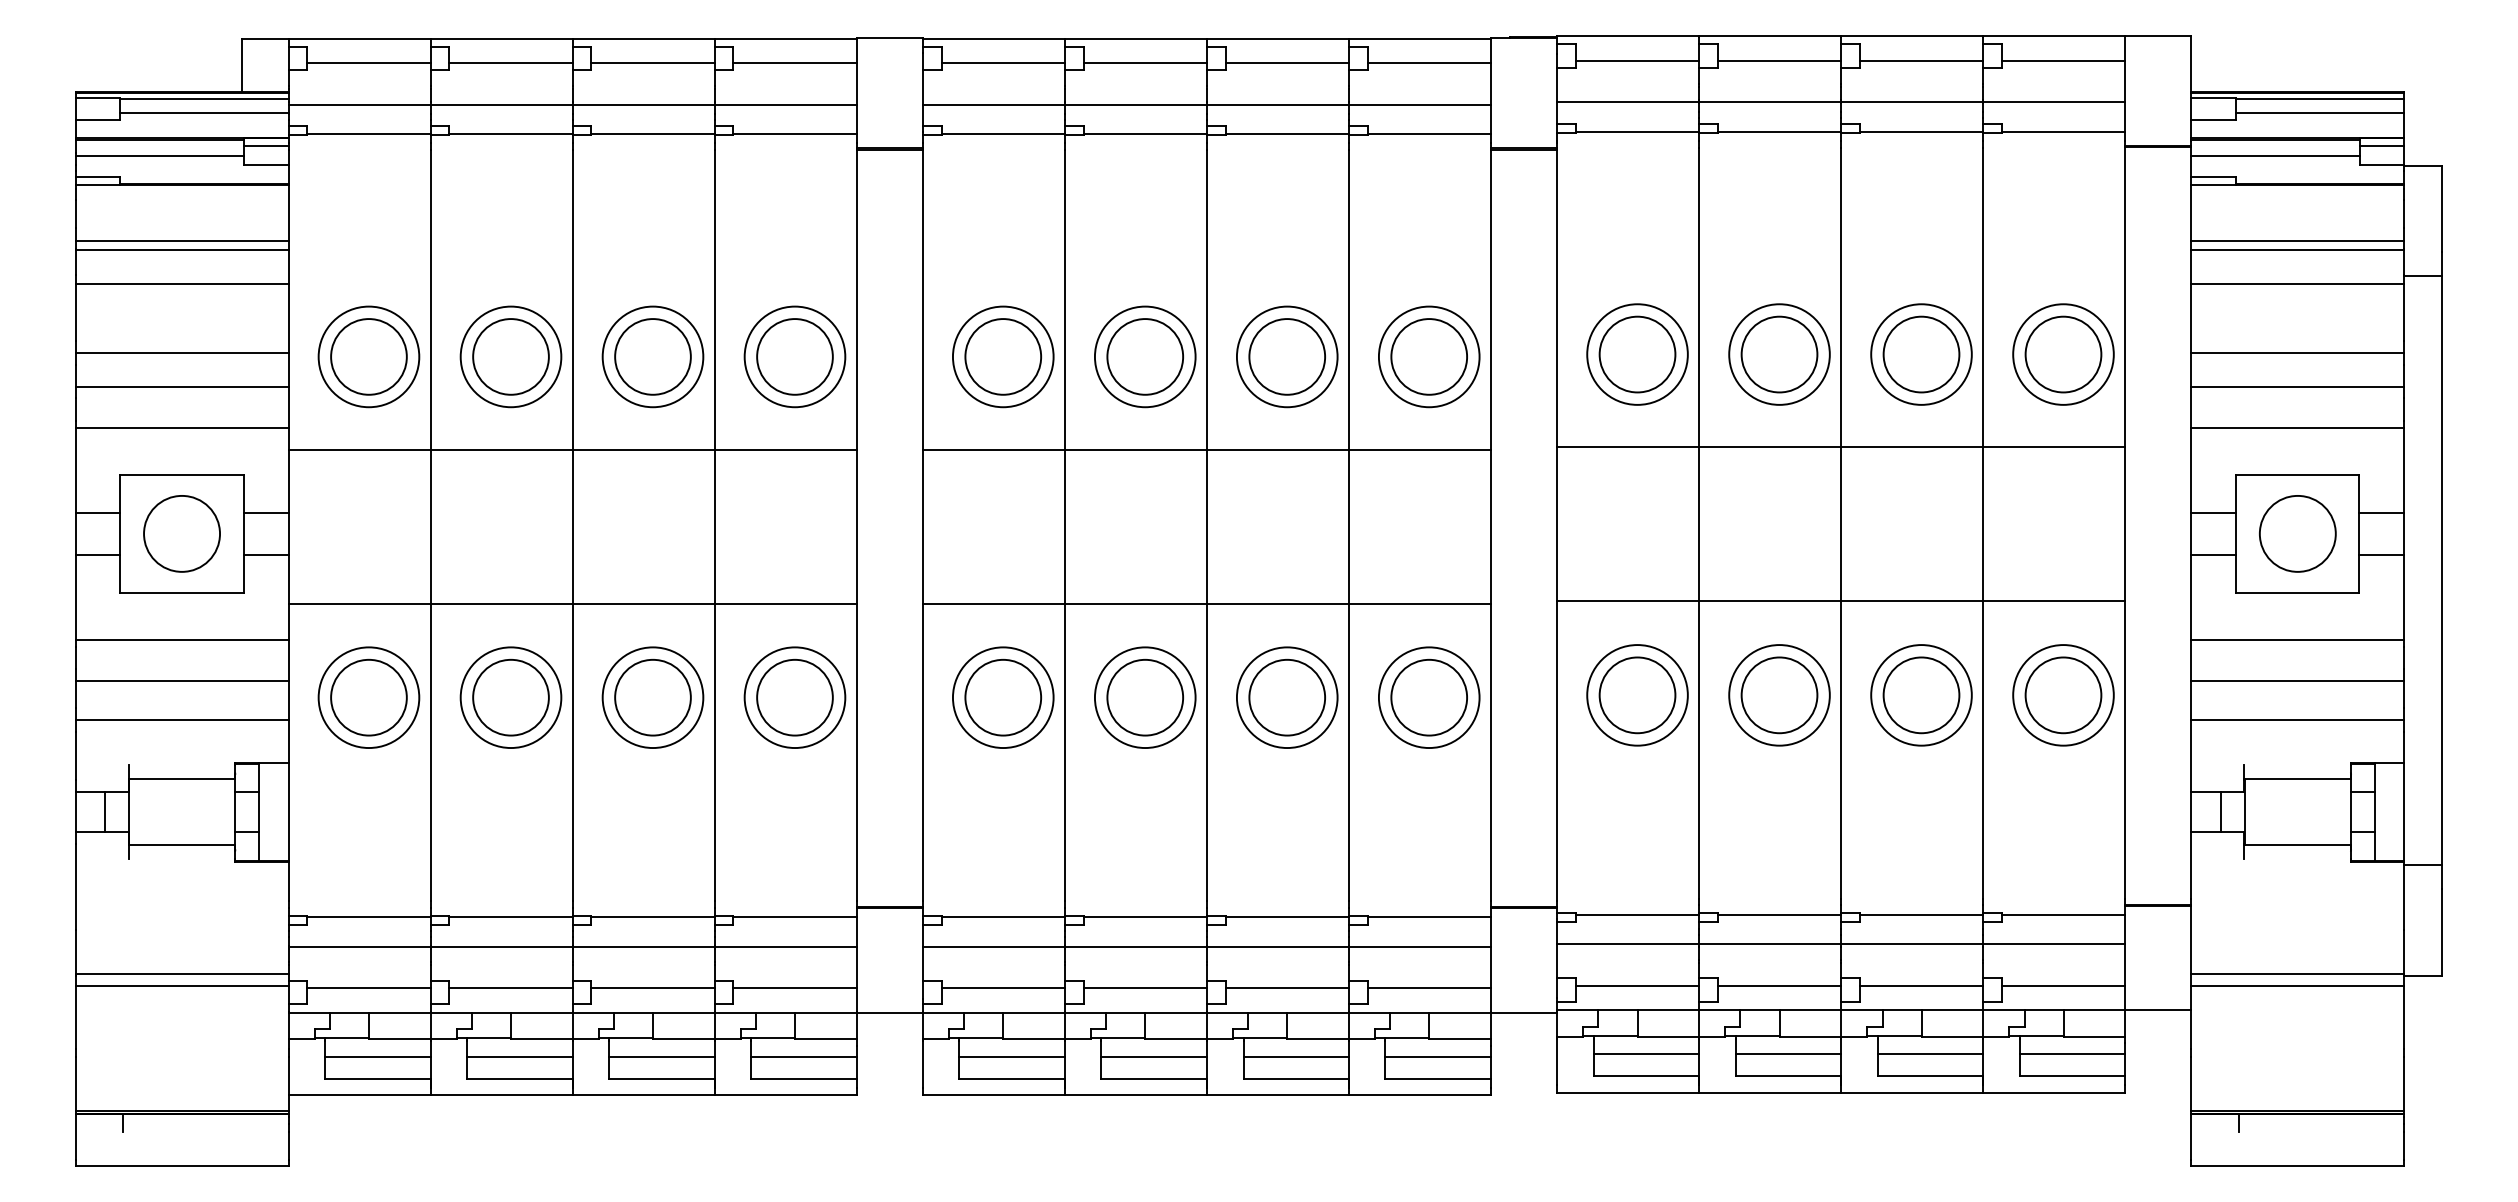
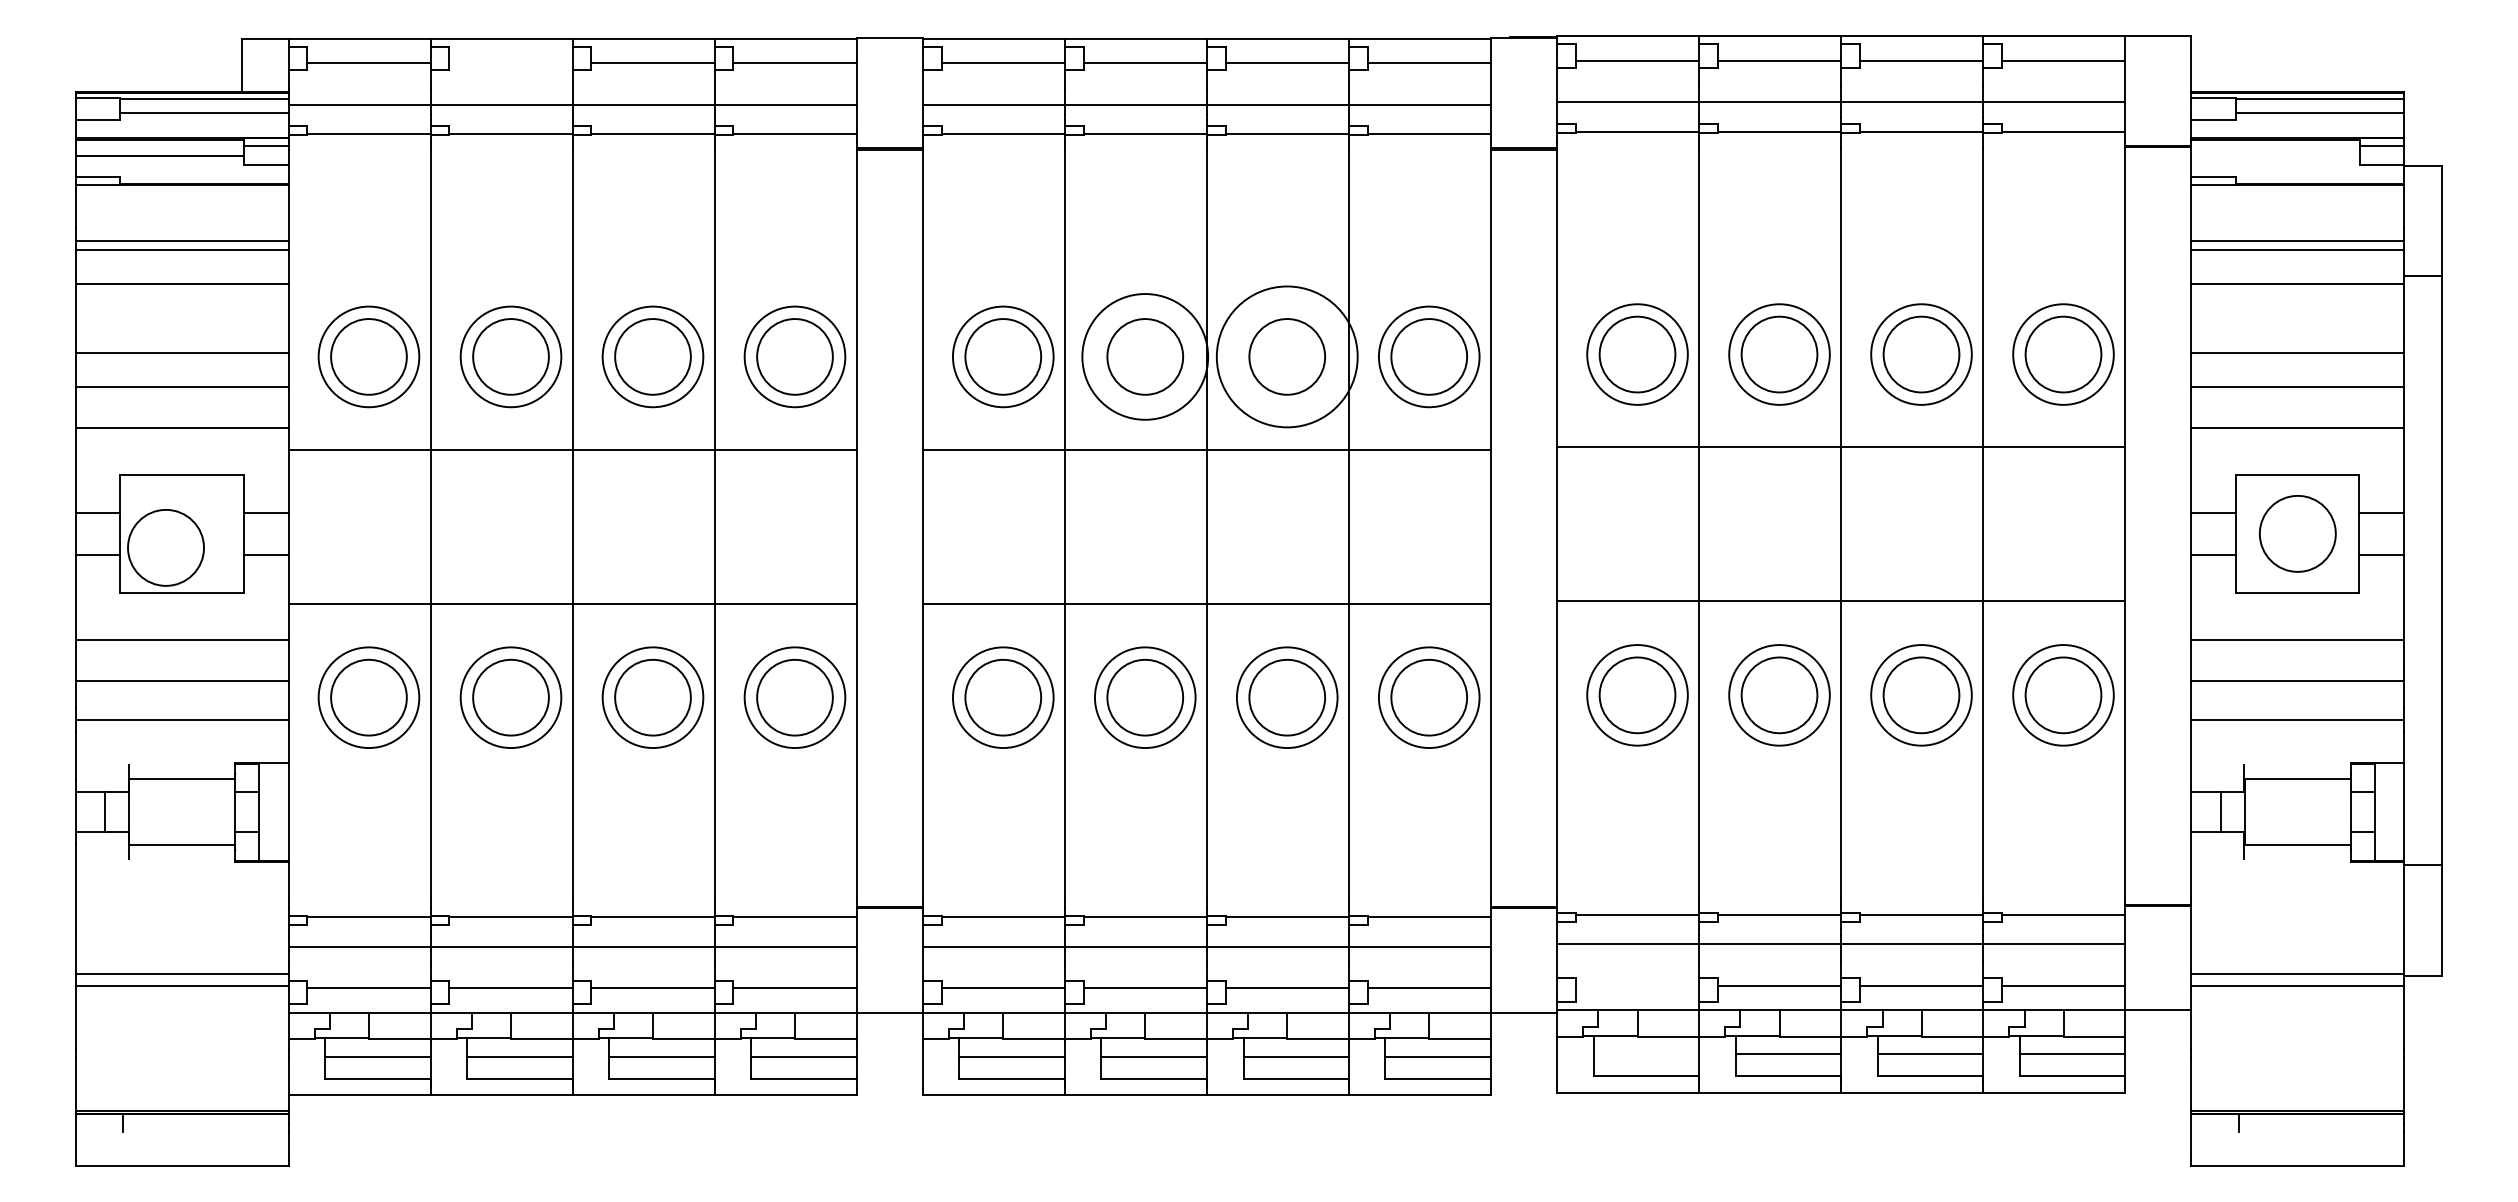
line: present -> none (510, 63)
line: present -> none (2275, 155)
circle diameter: 101 px -> 126 px (1145, 356)
circle diameter: 101 px -> 141 px (1286, 356)
circle position: (181, 533) -> (165, 547) (165, 547)
line: present -> none (1637, 985)
line: present -> none (1646, 1054)
